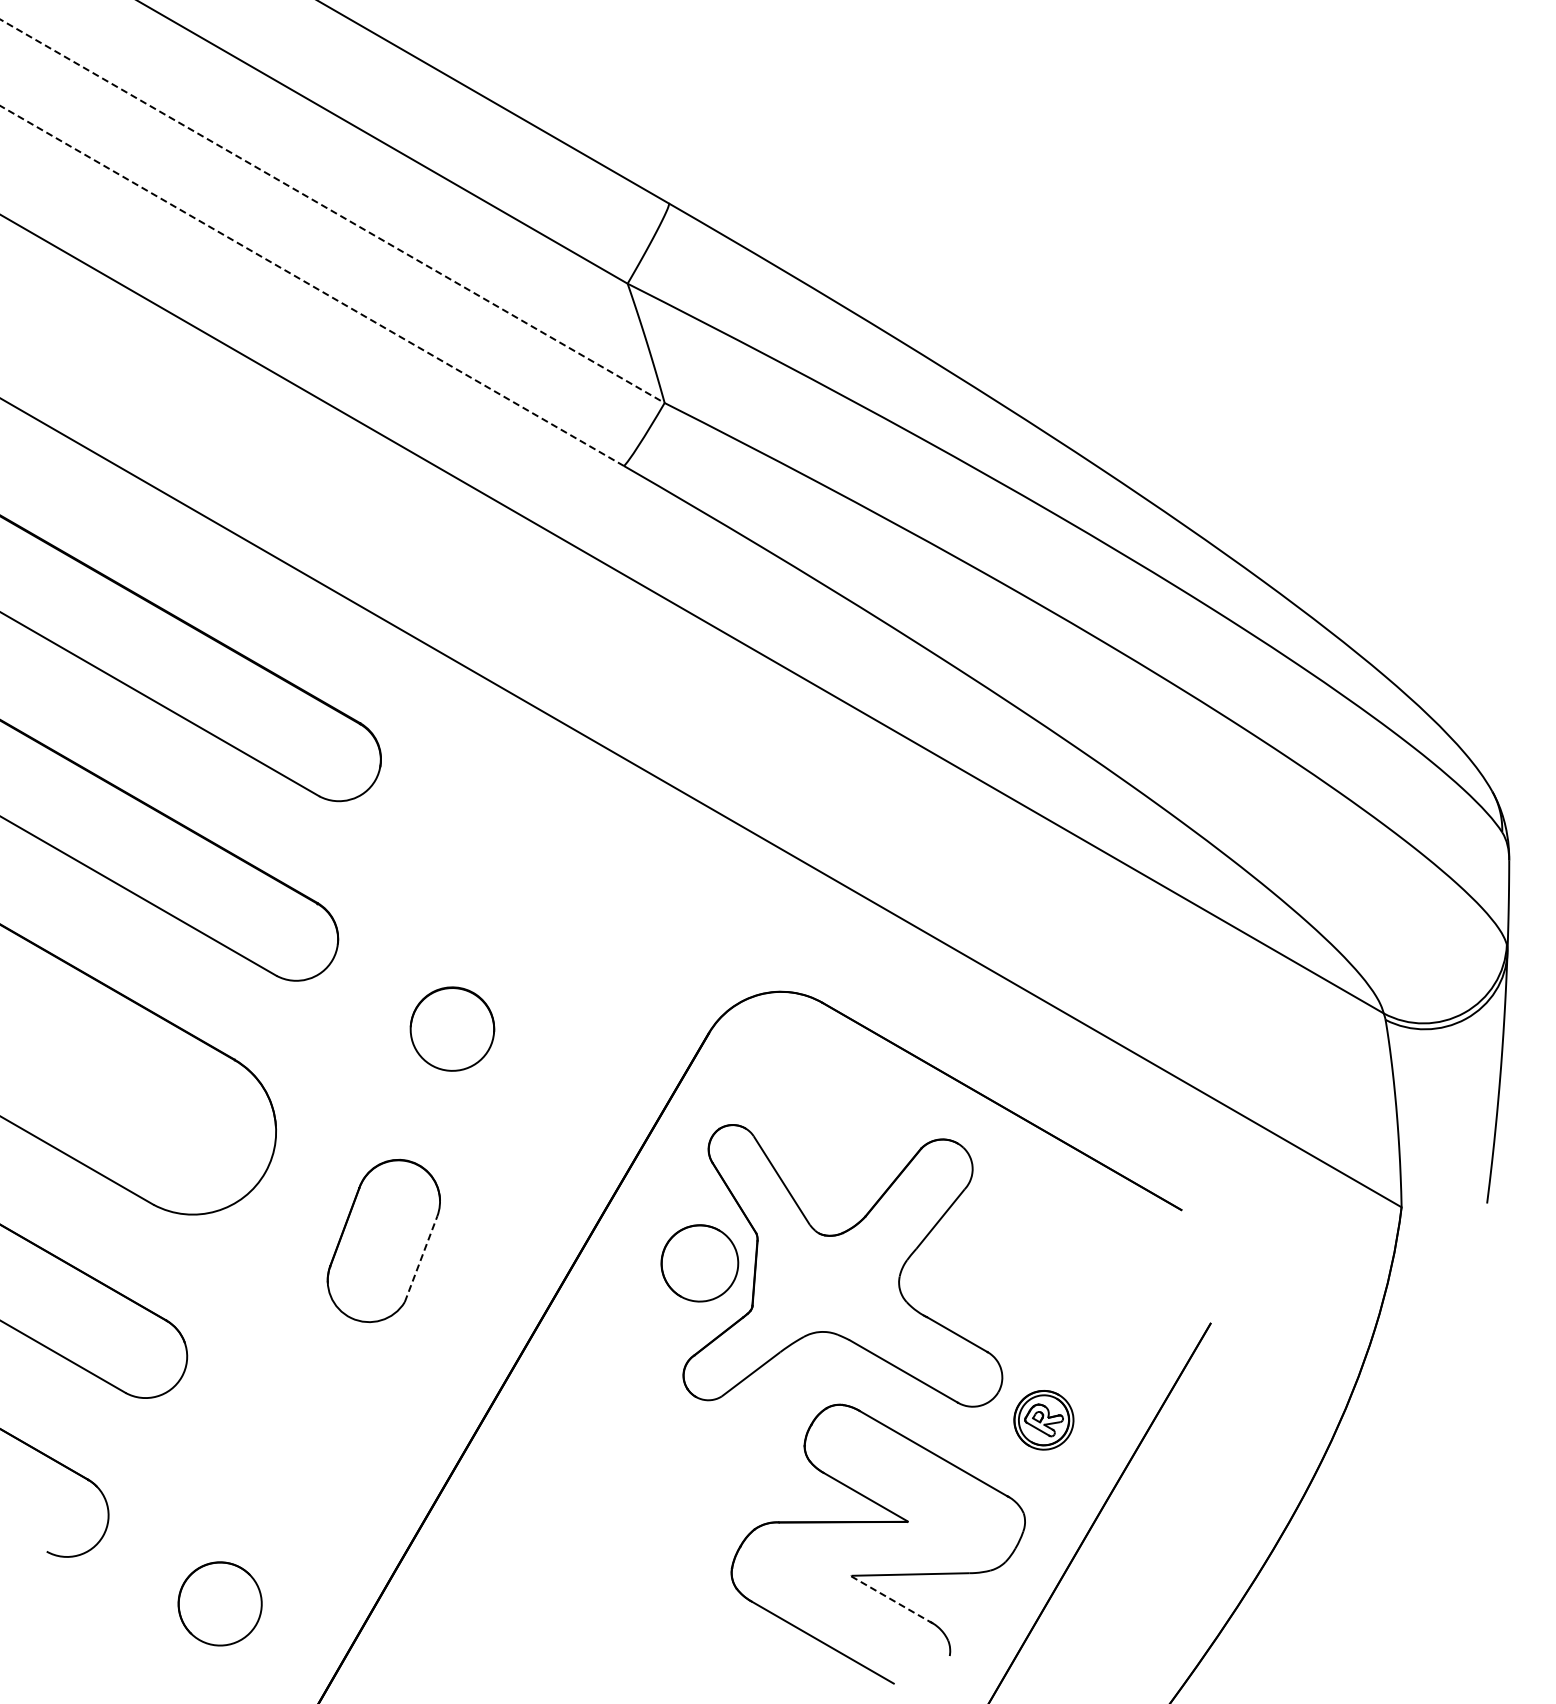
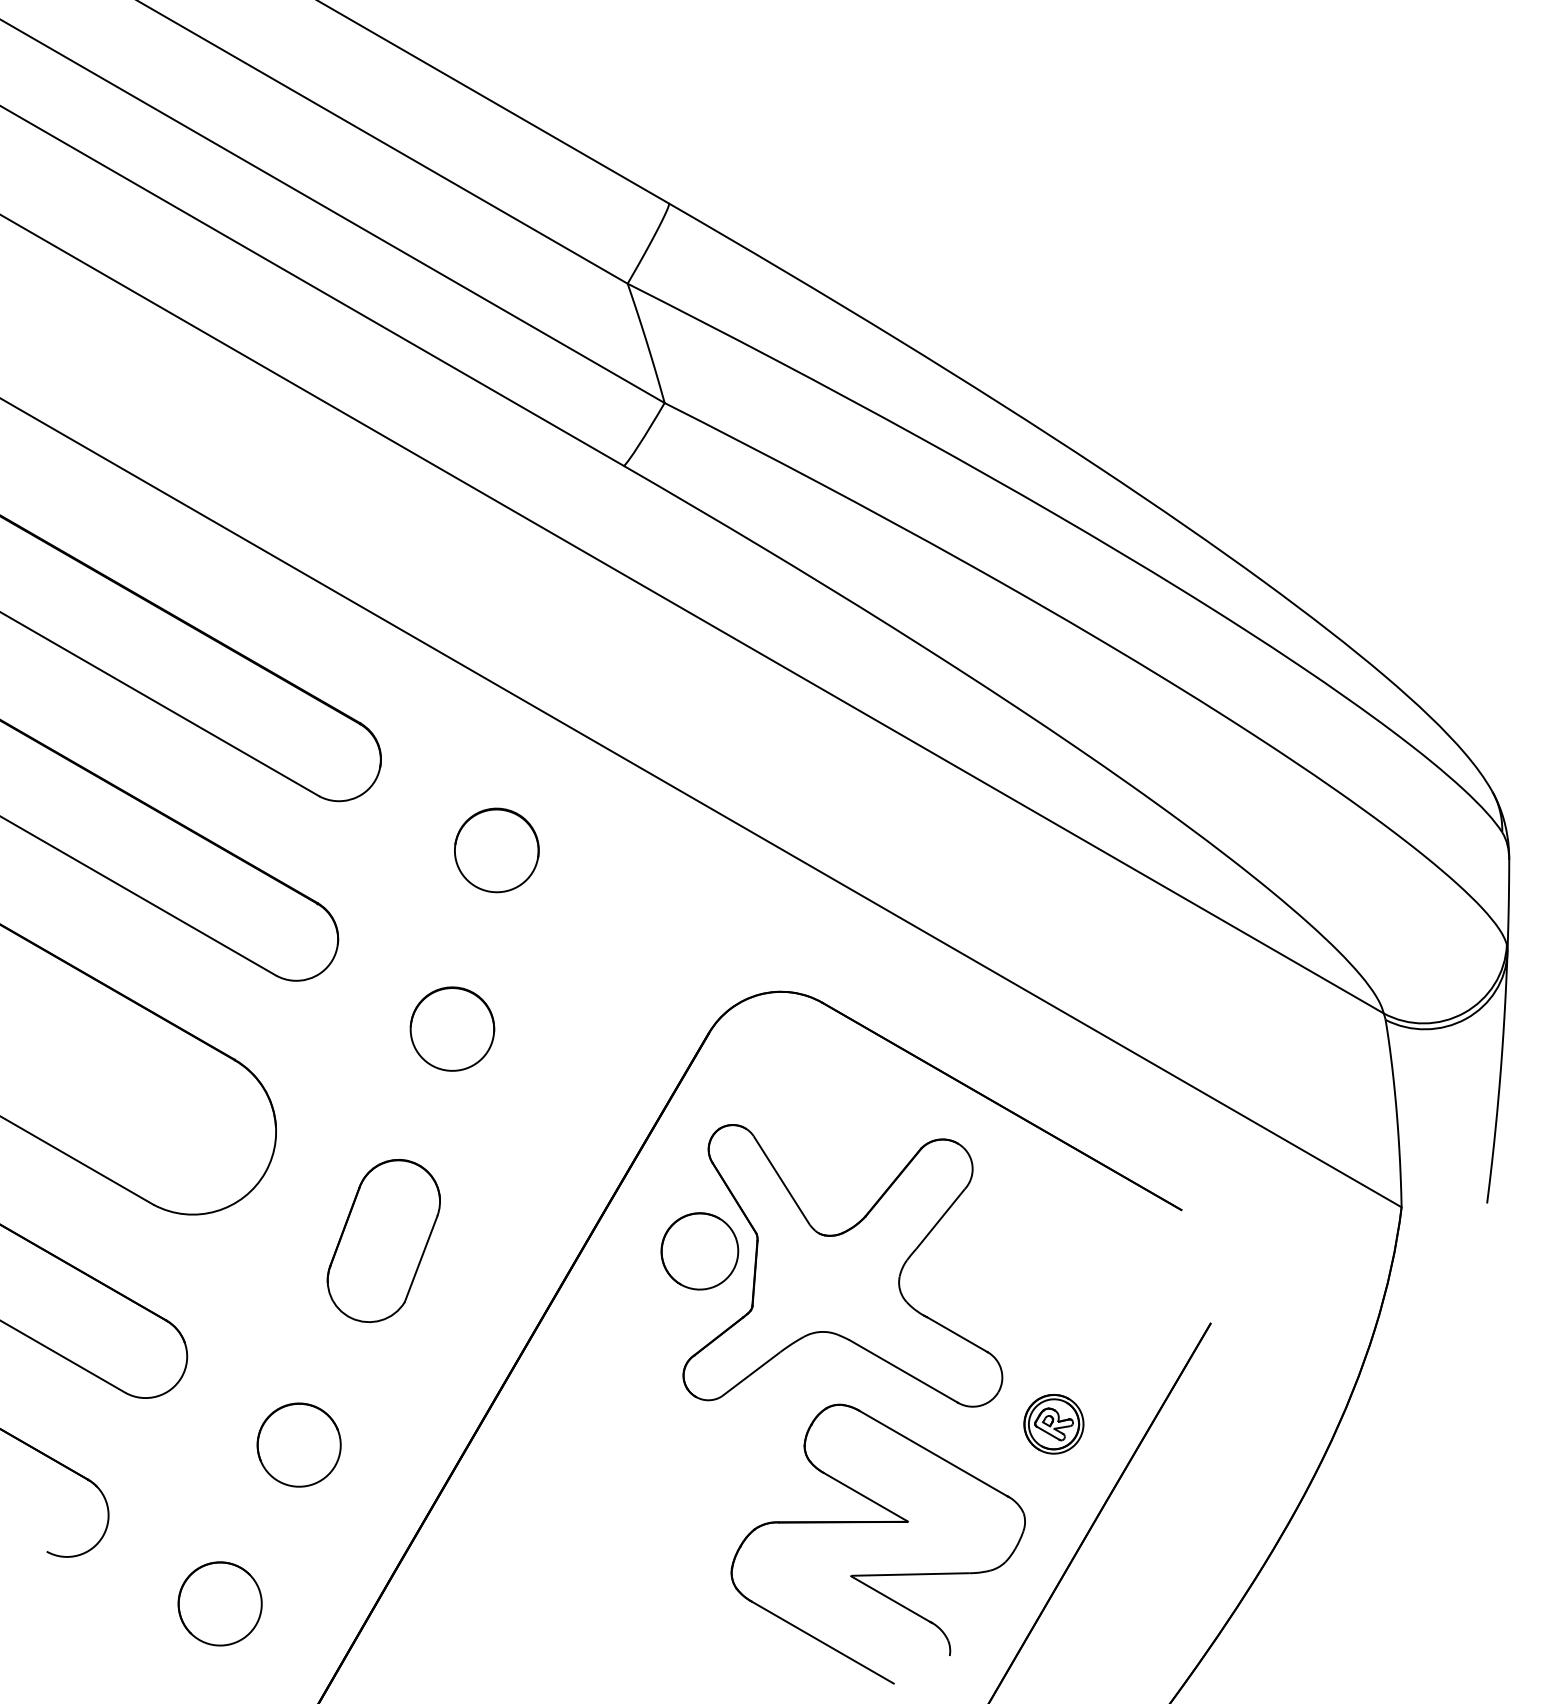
line: dashed -> solid (333, 211)
line: dashed -> solid (311, 285)
part: none -> present (496, 850)
line: dashed -> solid (421, 1259)
part position: (699, 1263) -> (699, 1251) (699, 1251)
part position: (1043, 1420) -> (1053, 1424) (1053, 1424)
part: none -> present (298, 1444)
line: dashed -> solid (890, 1599)
